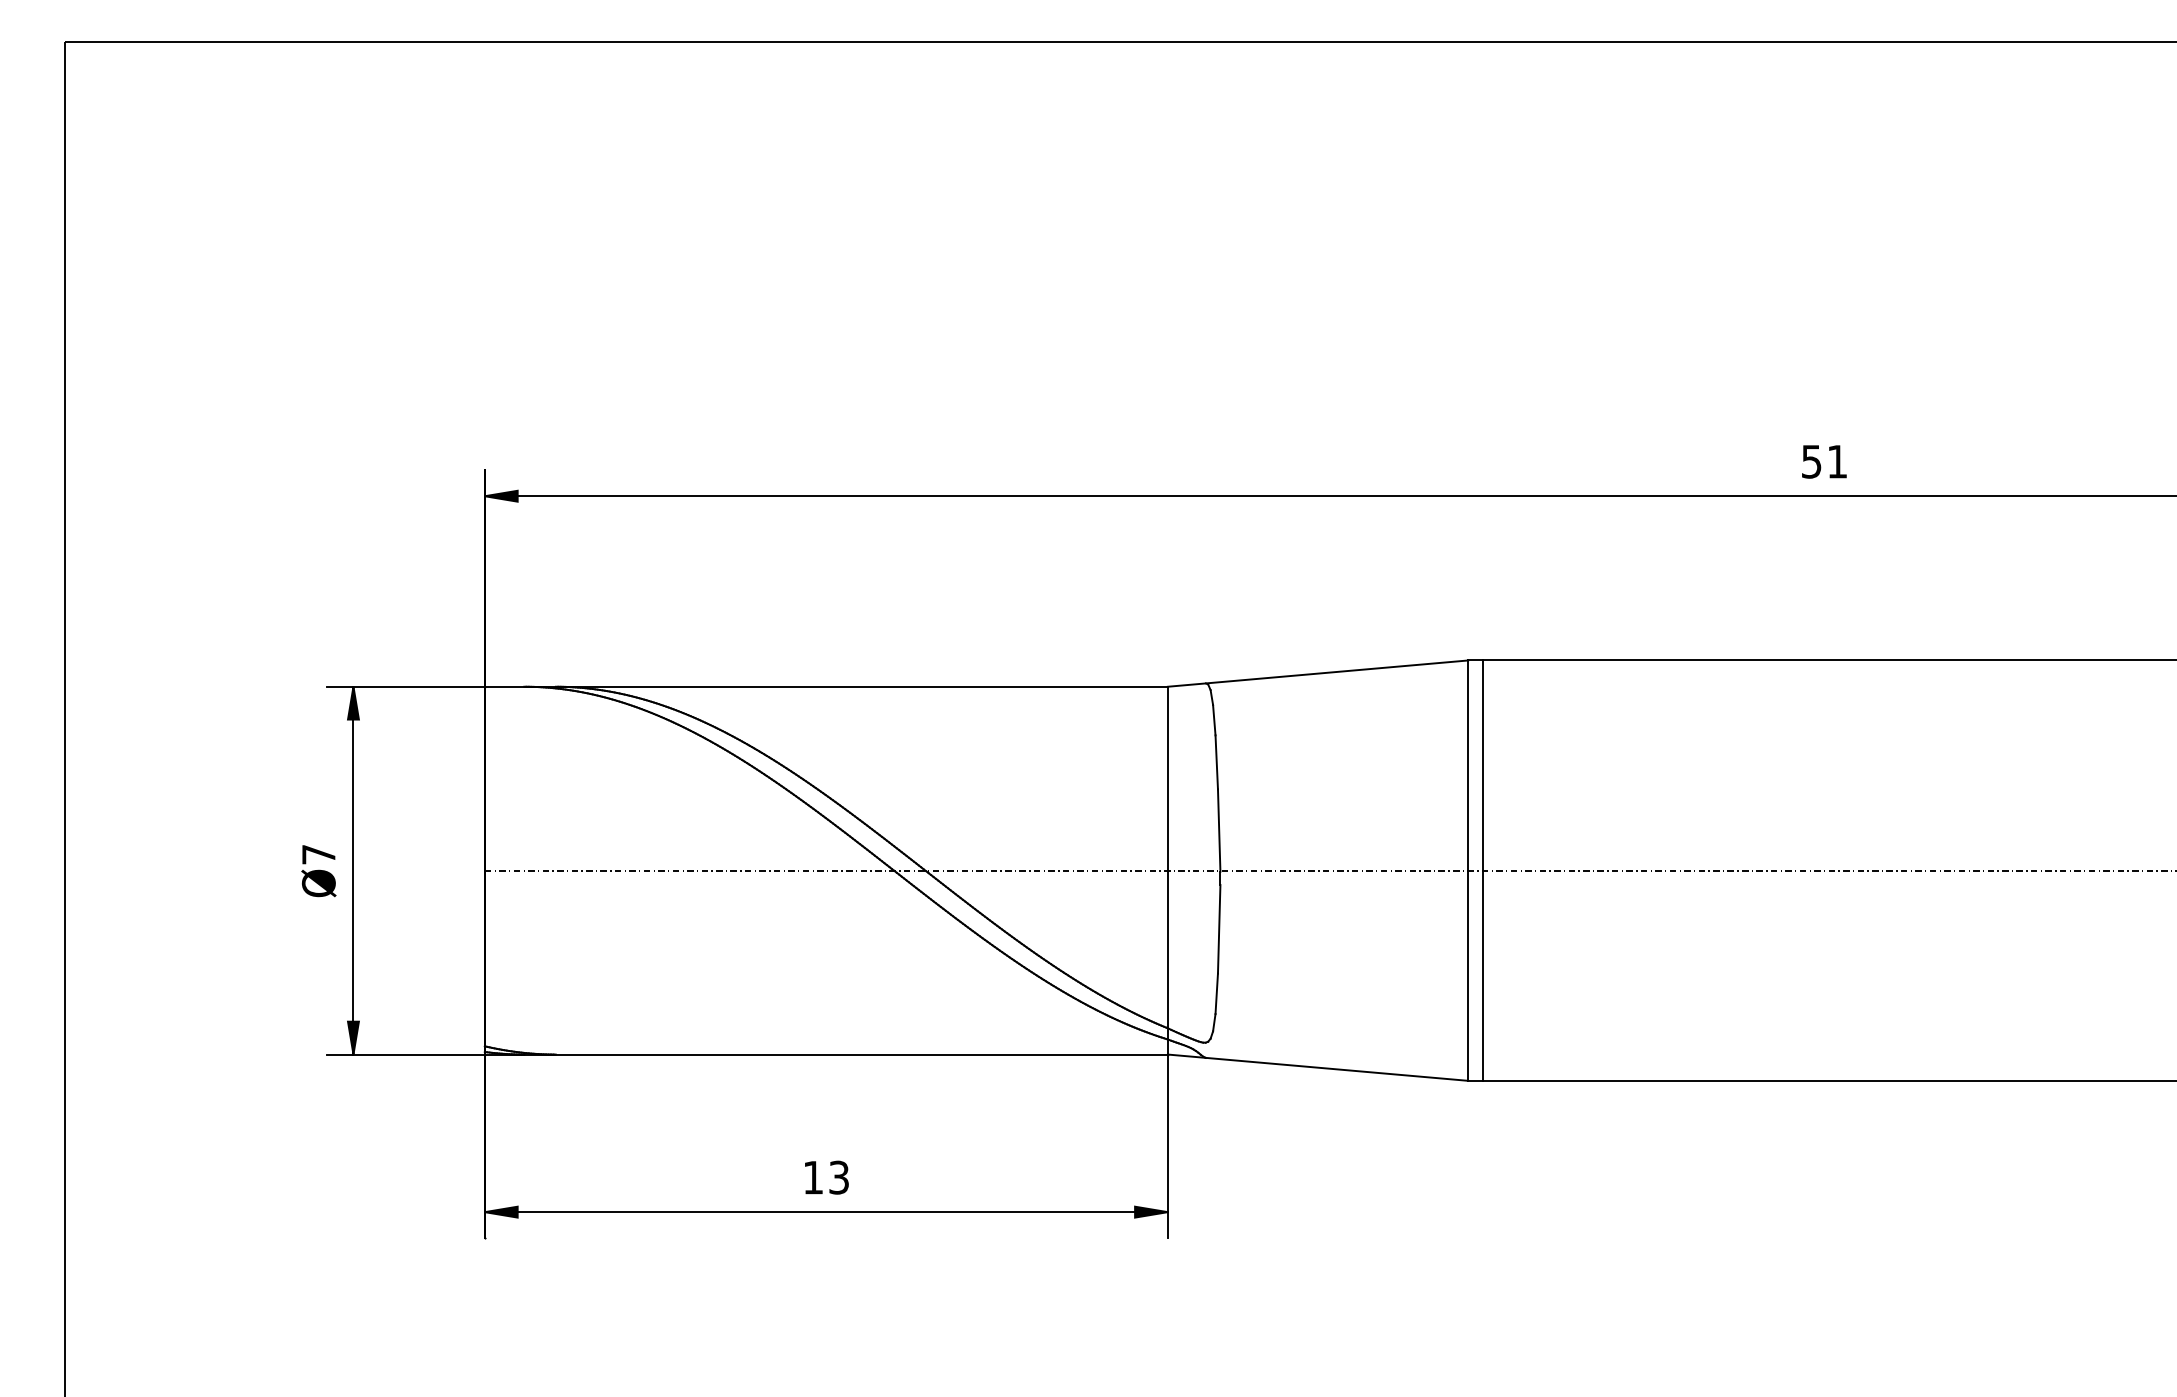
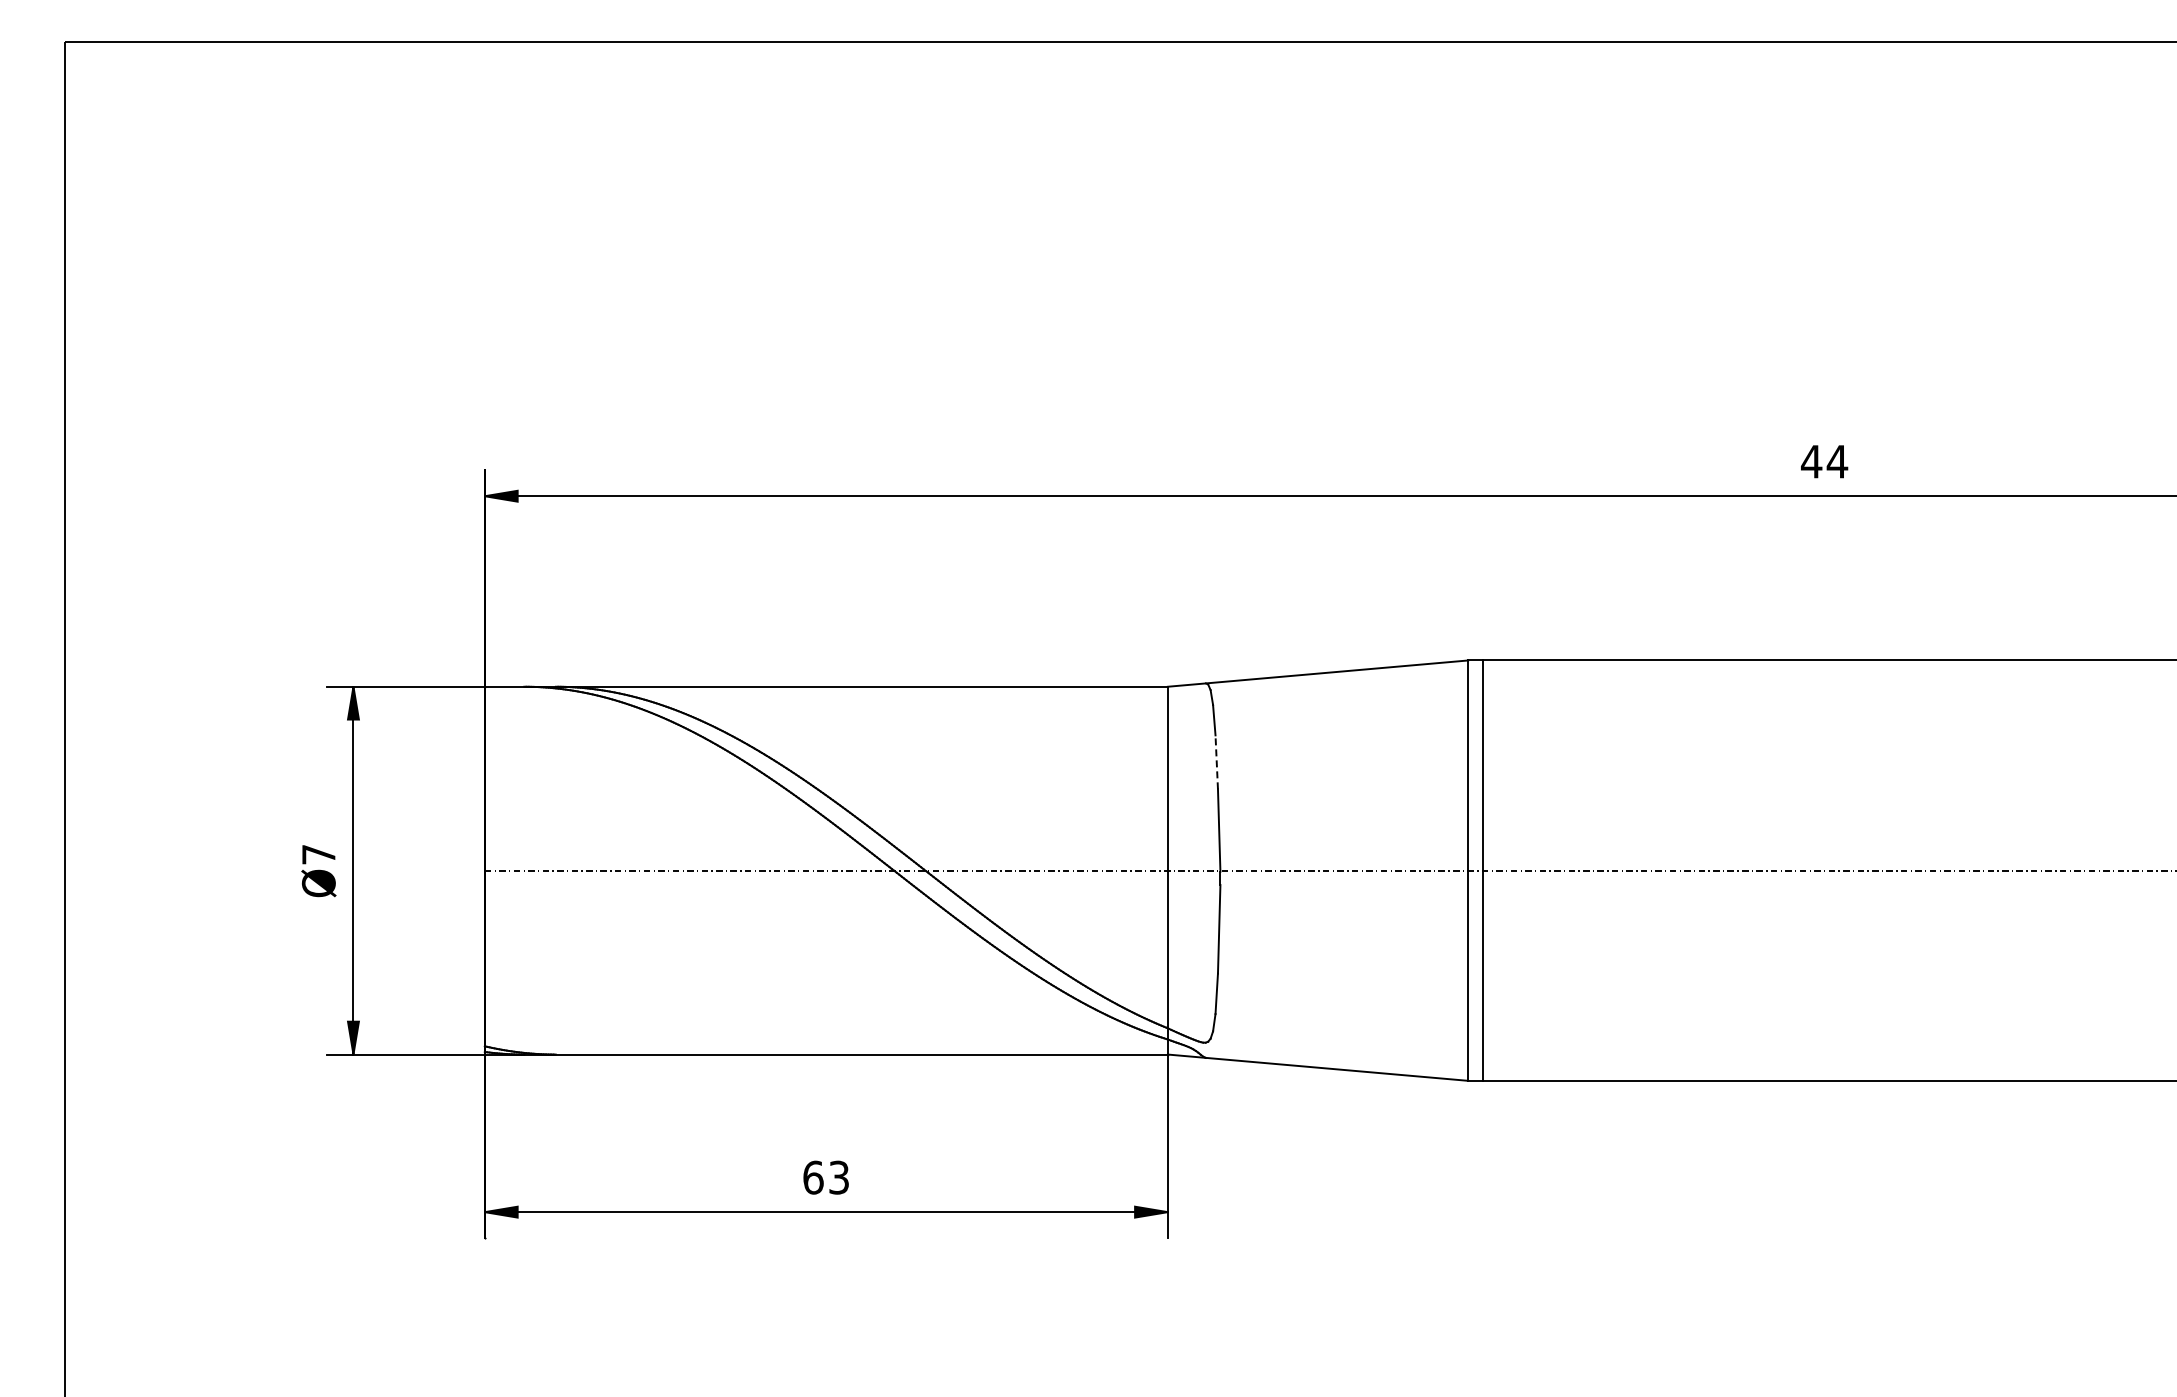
text: 51 -> 44 (1824, 461)
line: solid -> dashed (1216, 761)
text: 13 -> 63 (813, 1177)
